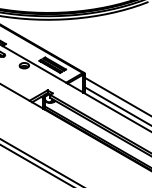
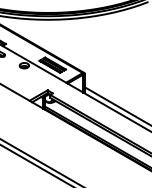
line: present -> none (116, 95)
